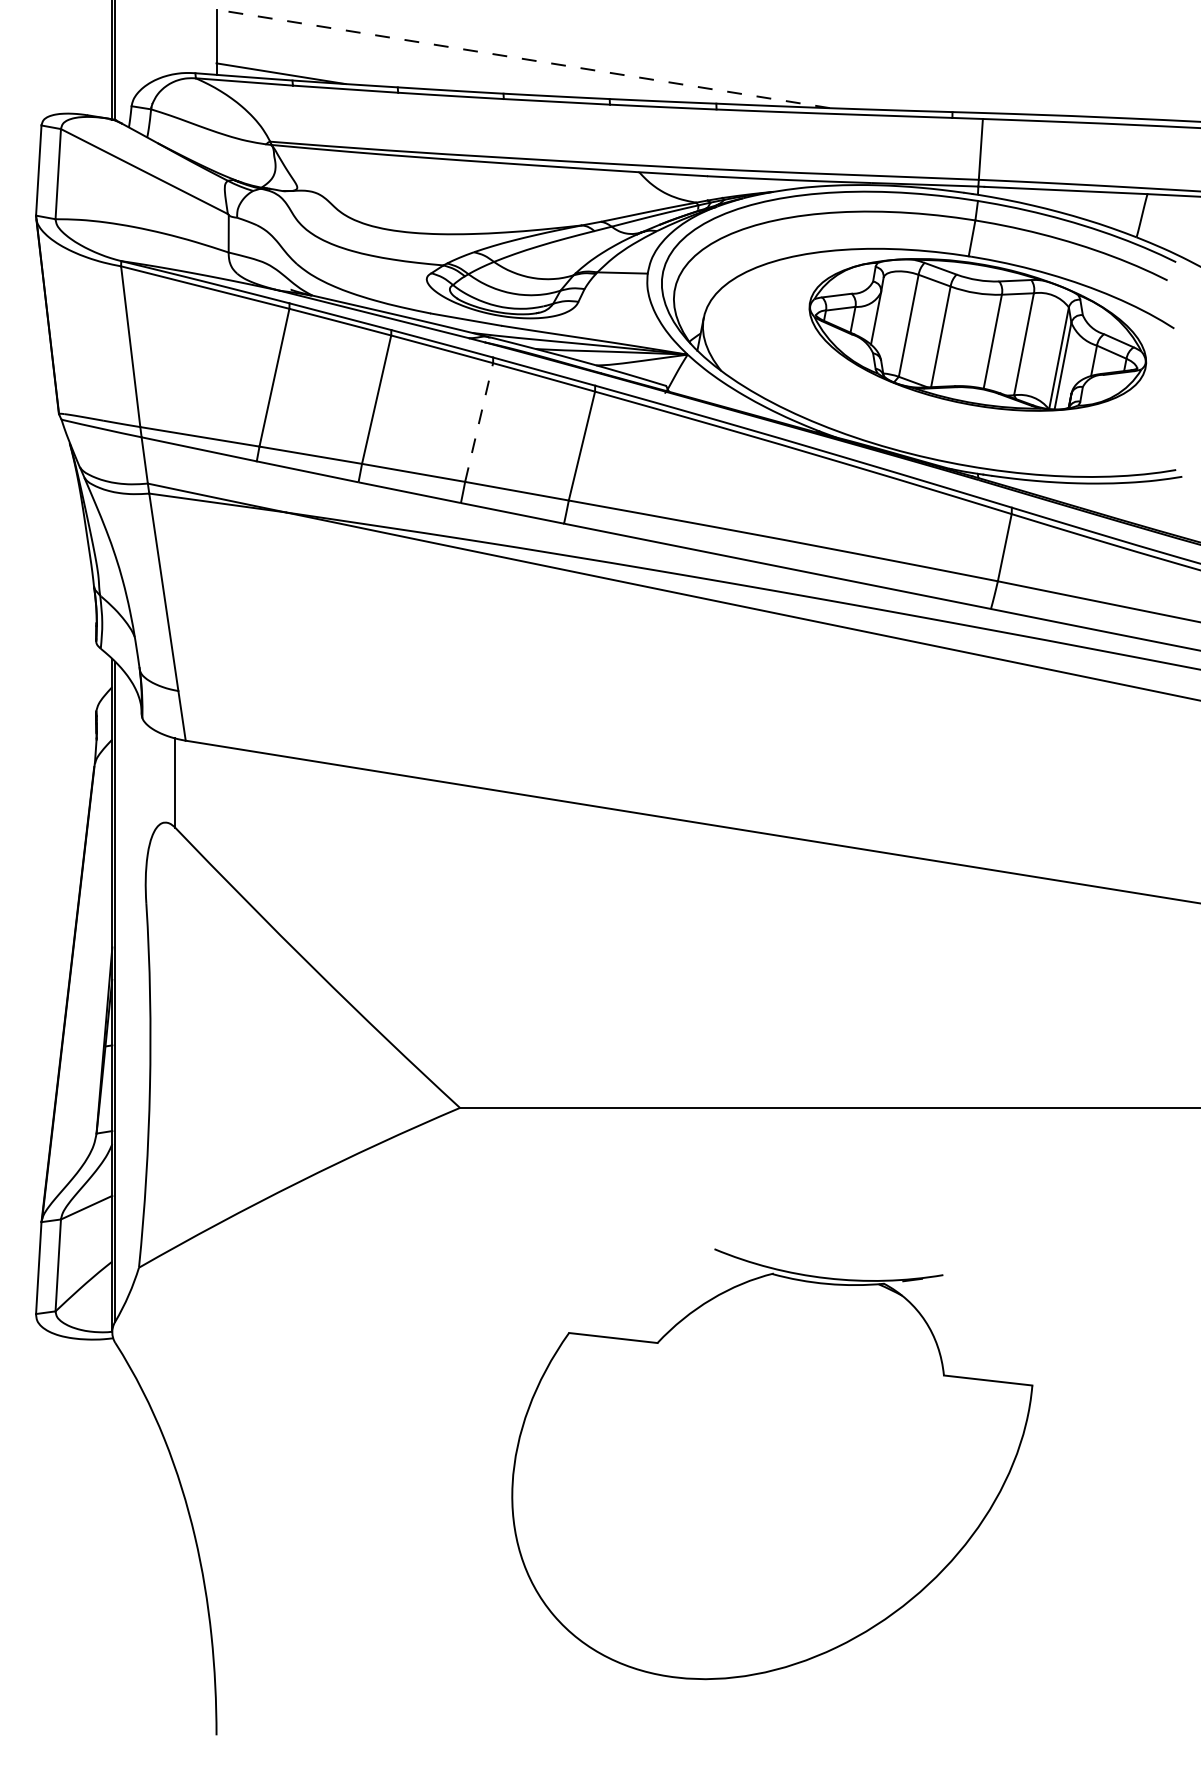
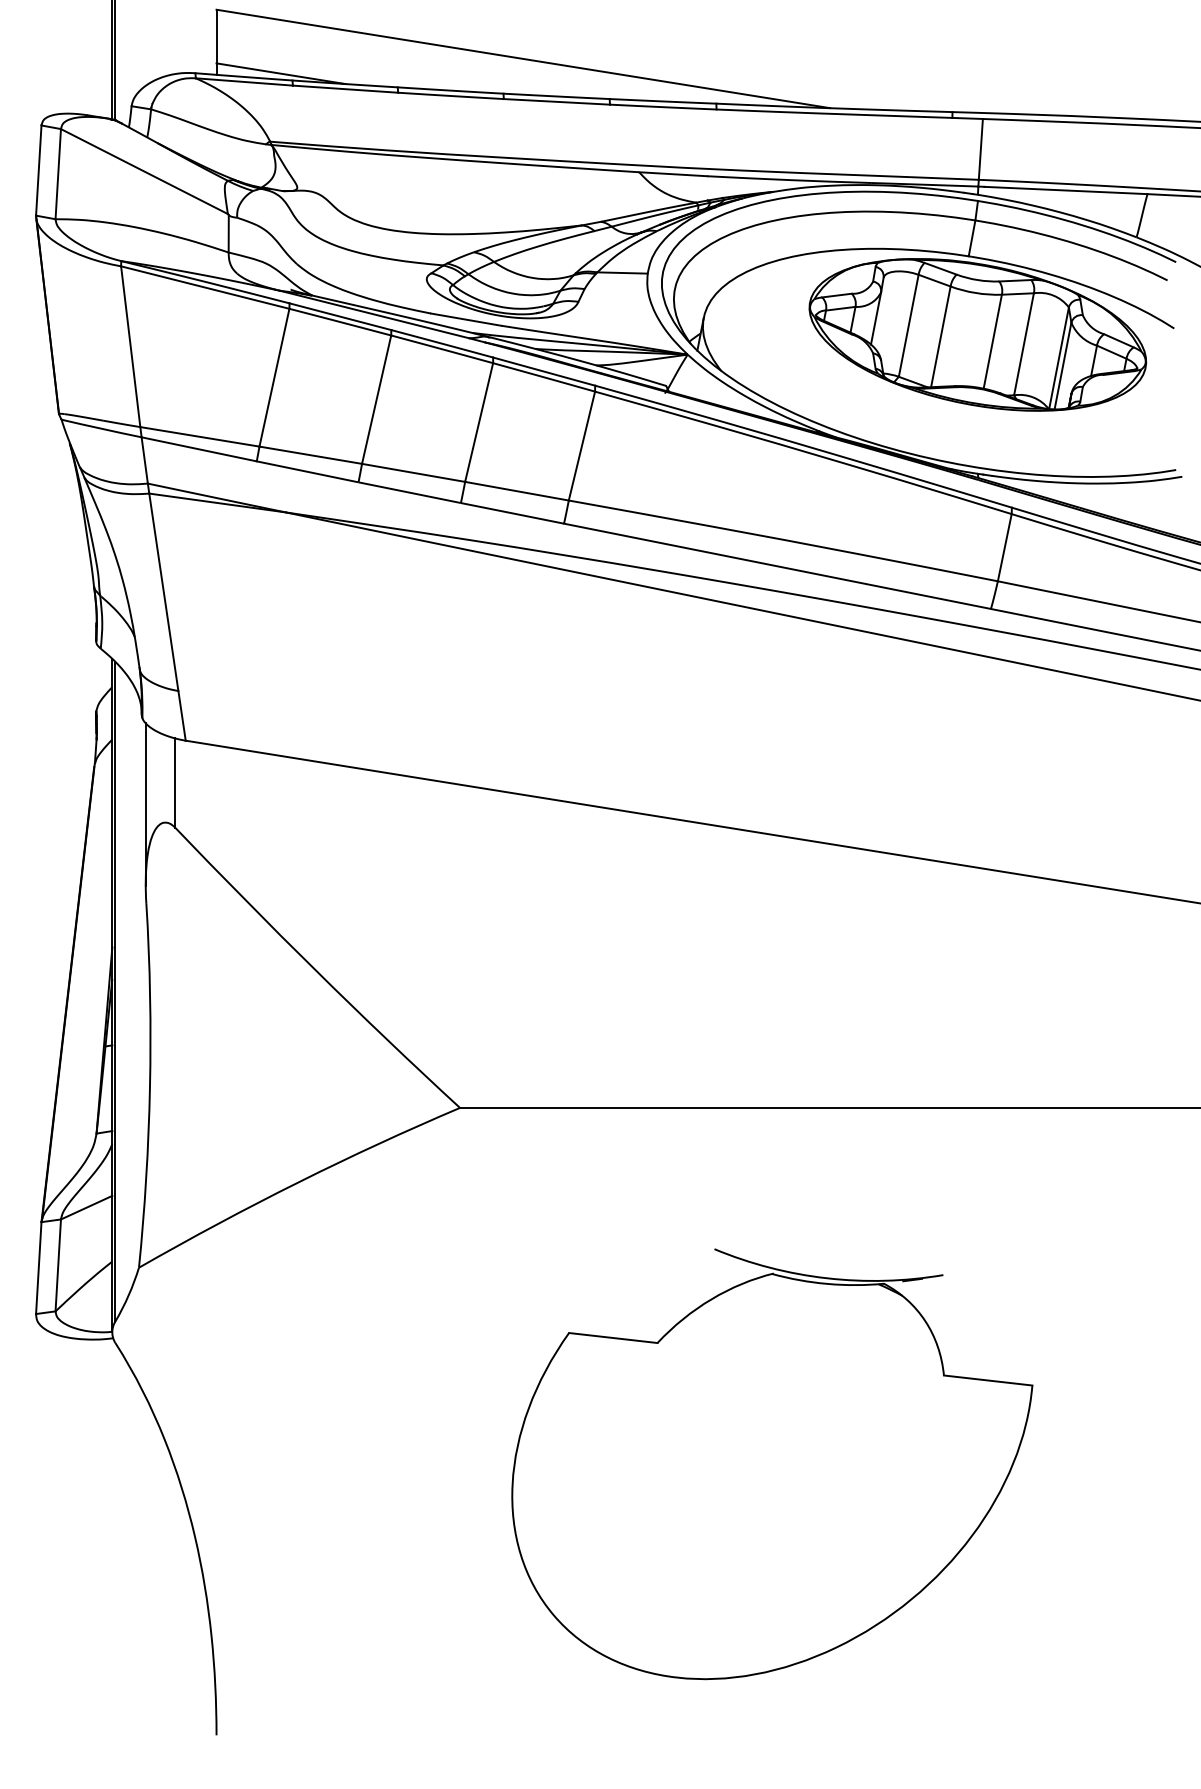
line: dashed -> solid (523, 58)
line: dashed -> solid (479, 422)
line: none -> present (145, 804)
